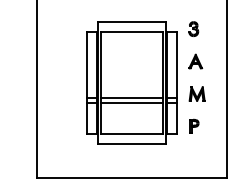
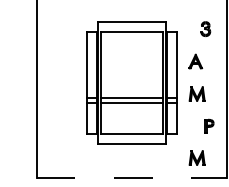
part position: (193, 28) -> (205, 28) (205, 28)
part position: (194, 125) -> (209, 125) (209, 125)
part: none -> present (196, 157)
line: solid -> dashed (132, 178)
